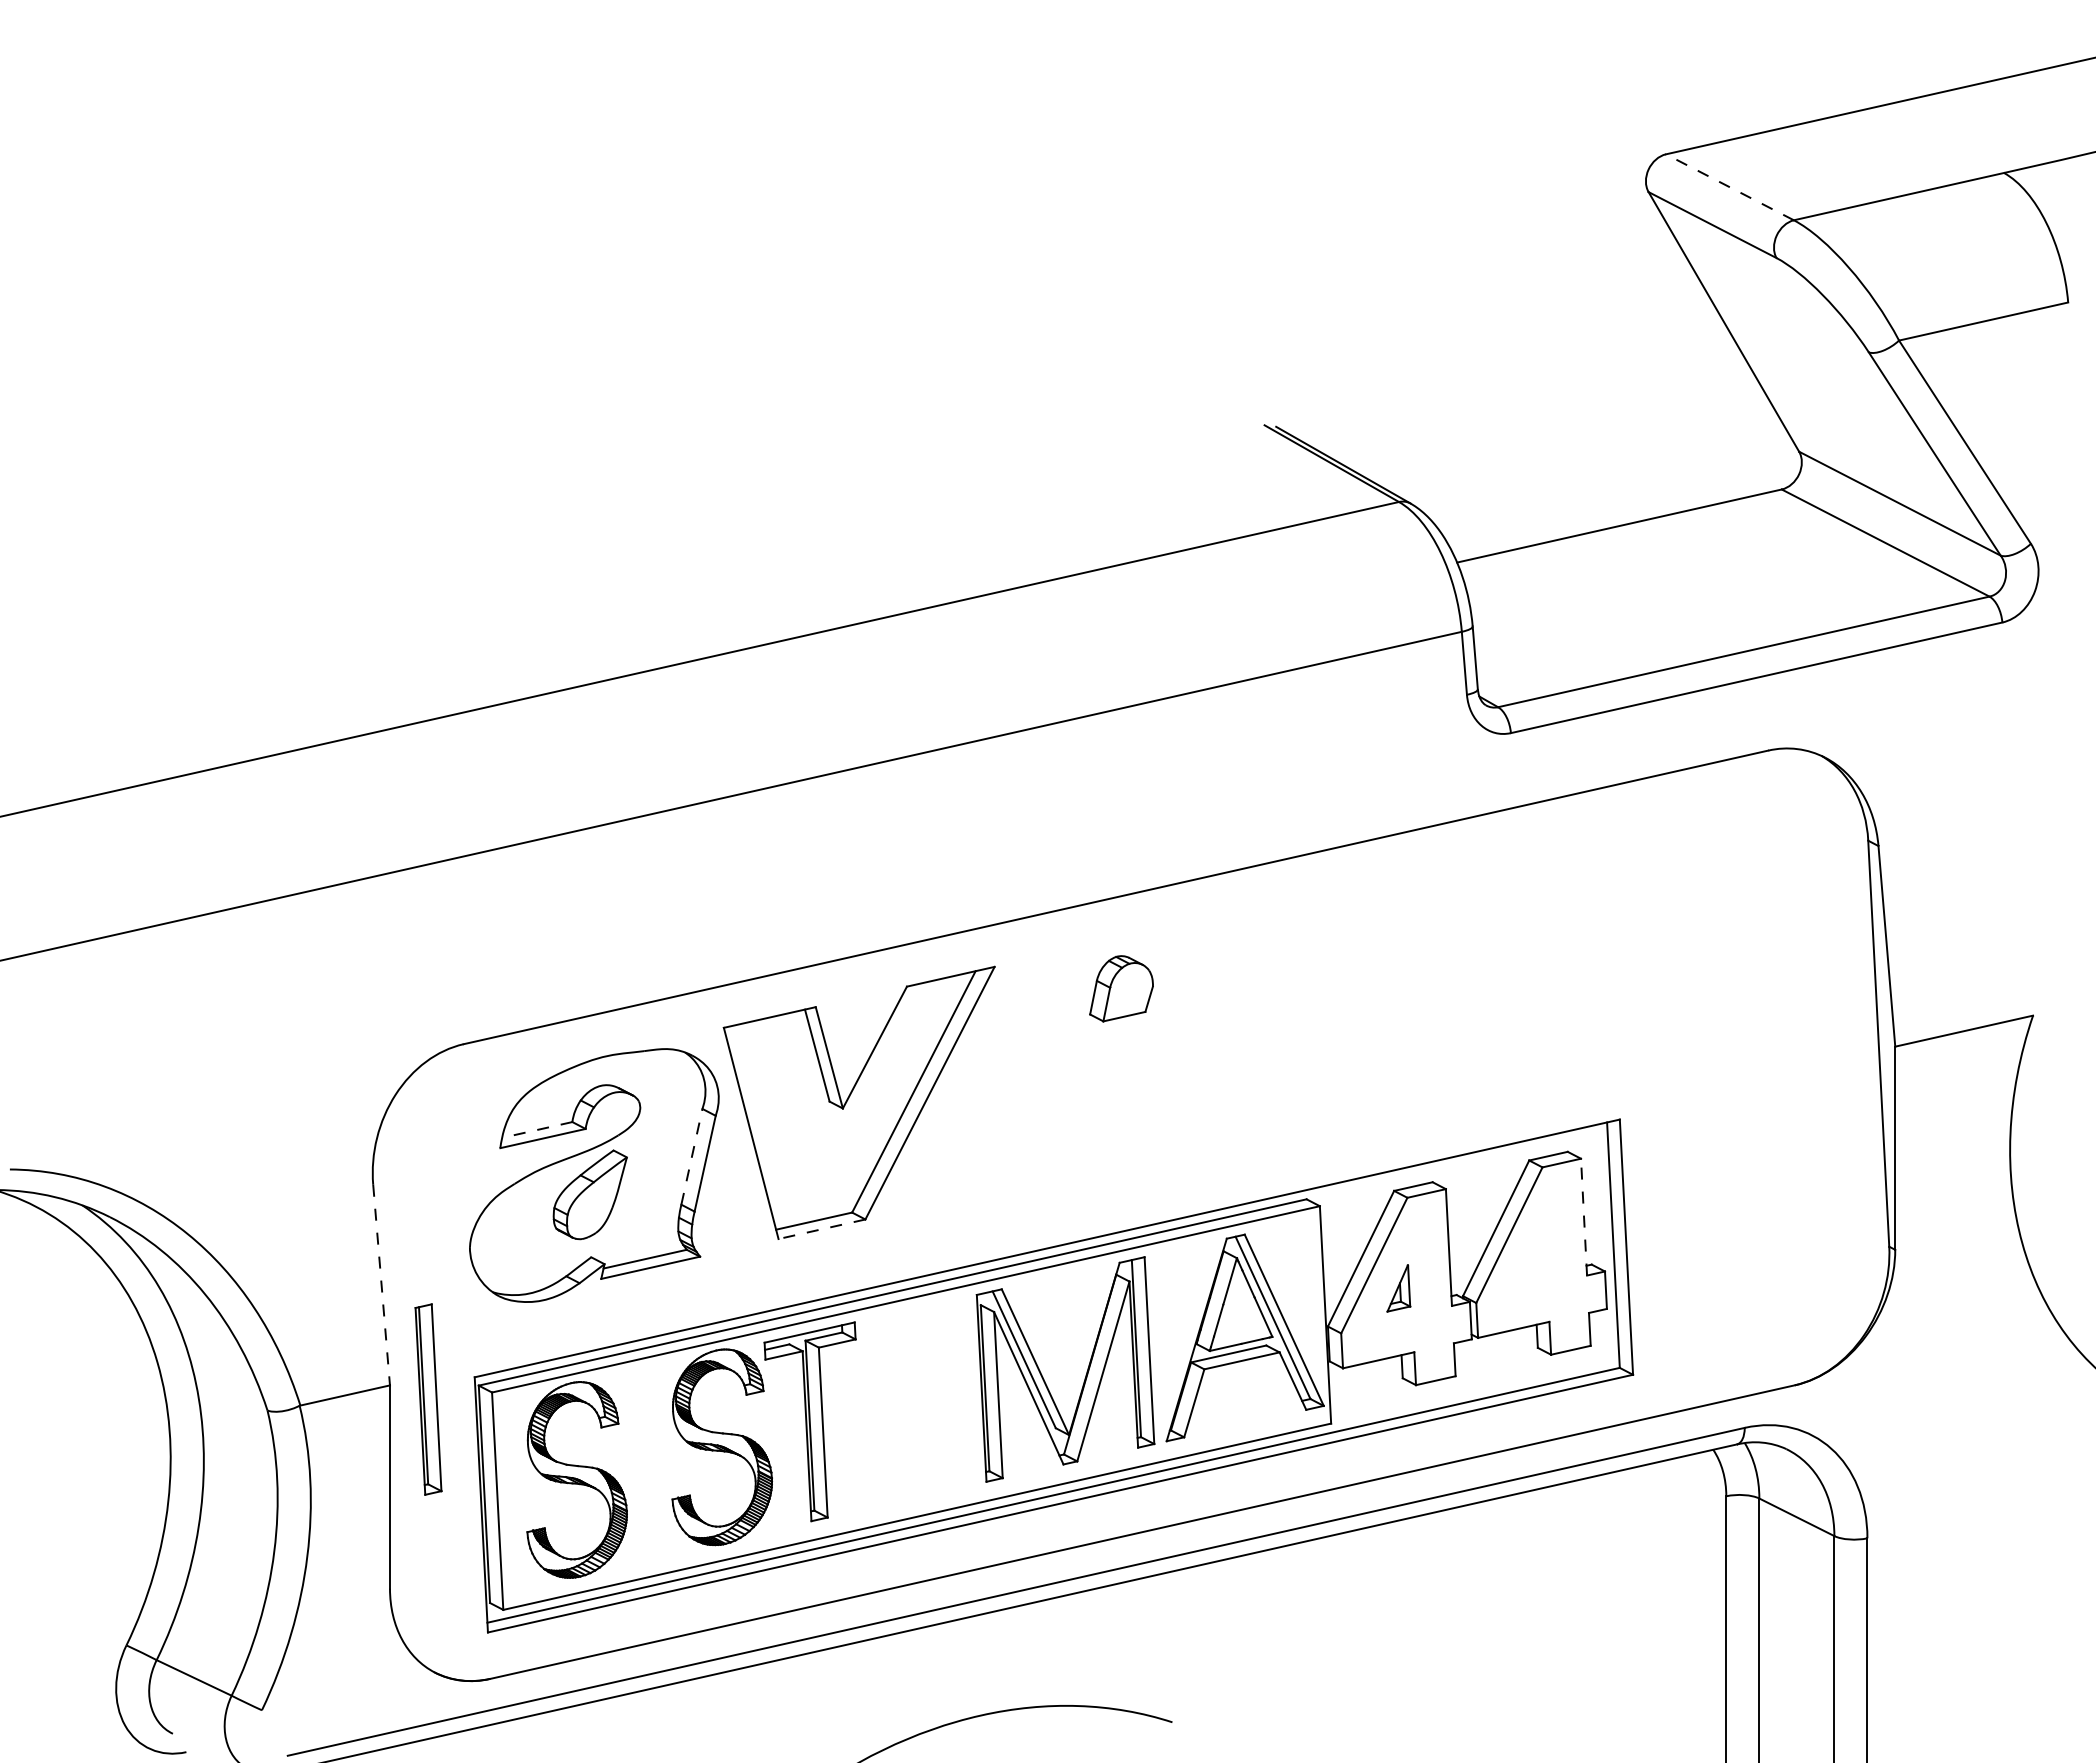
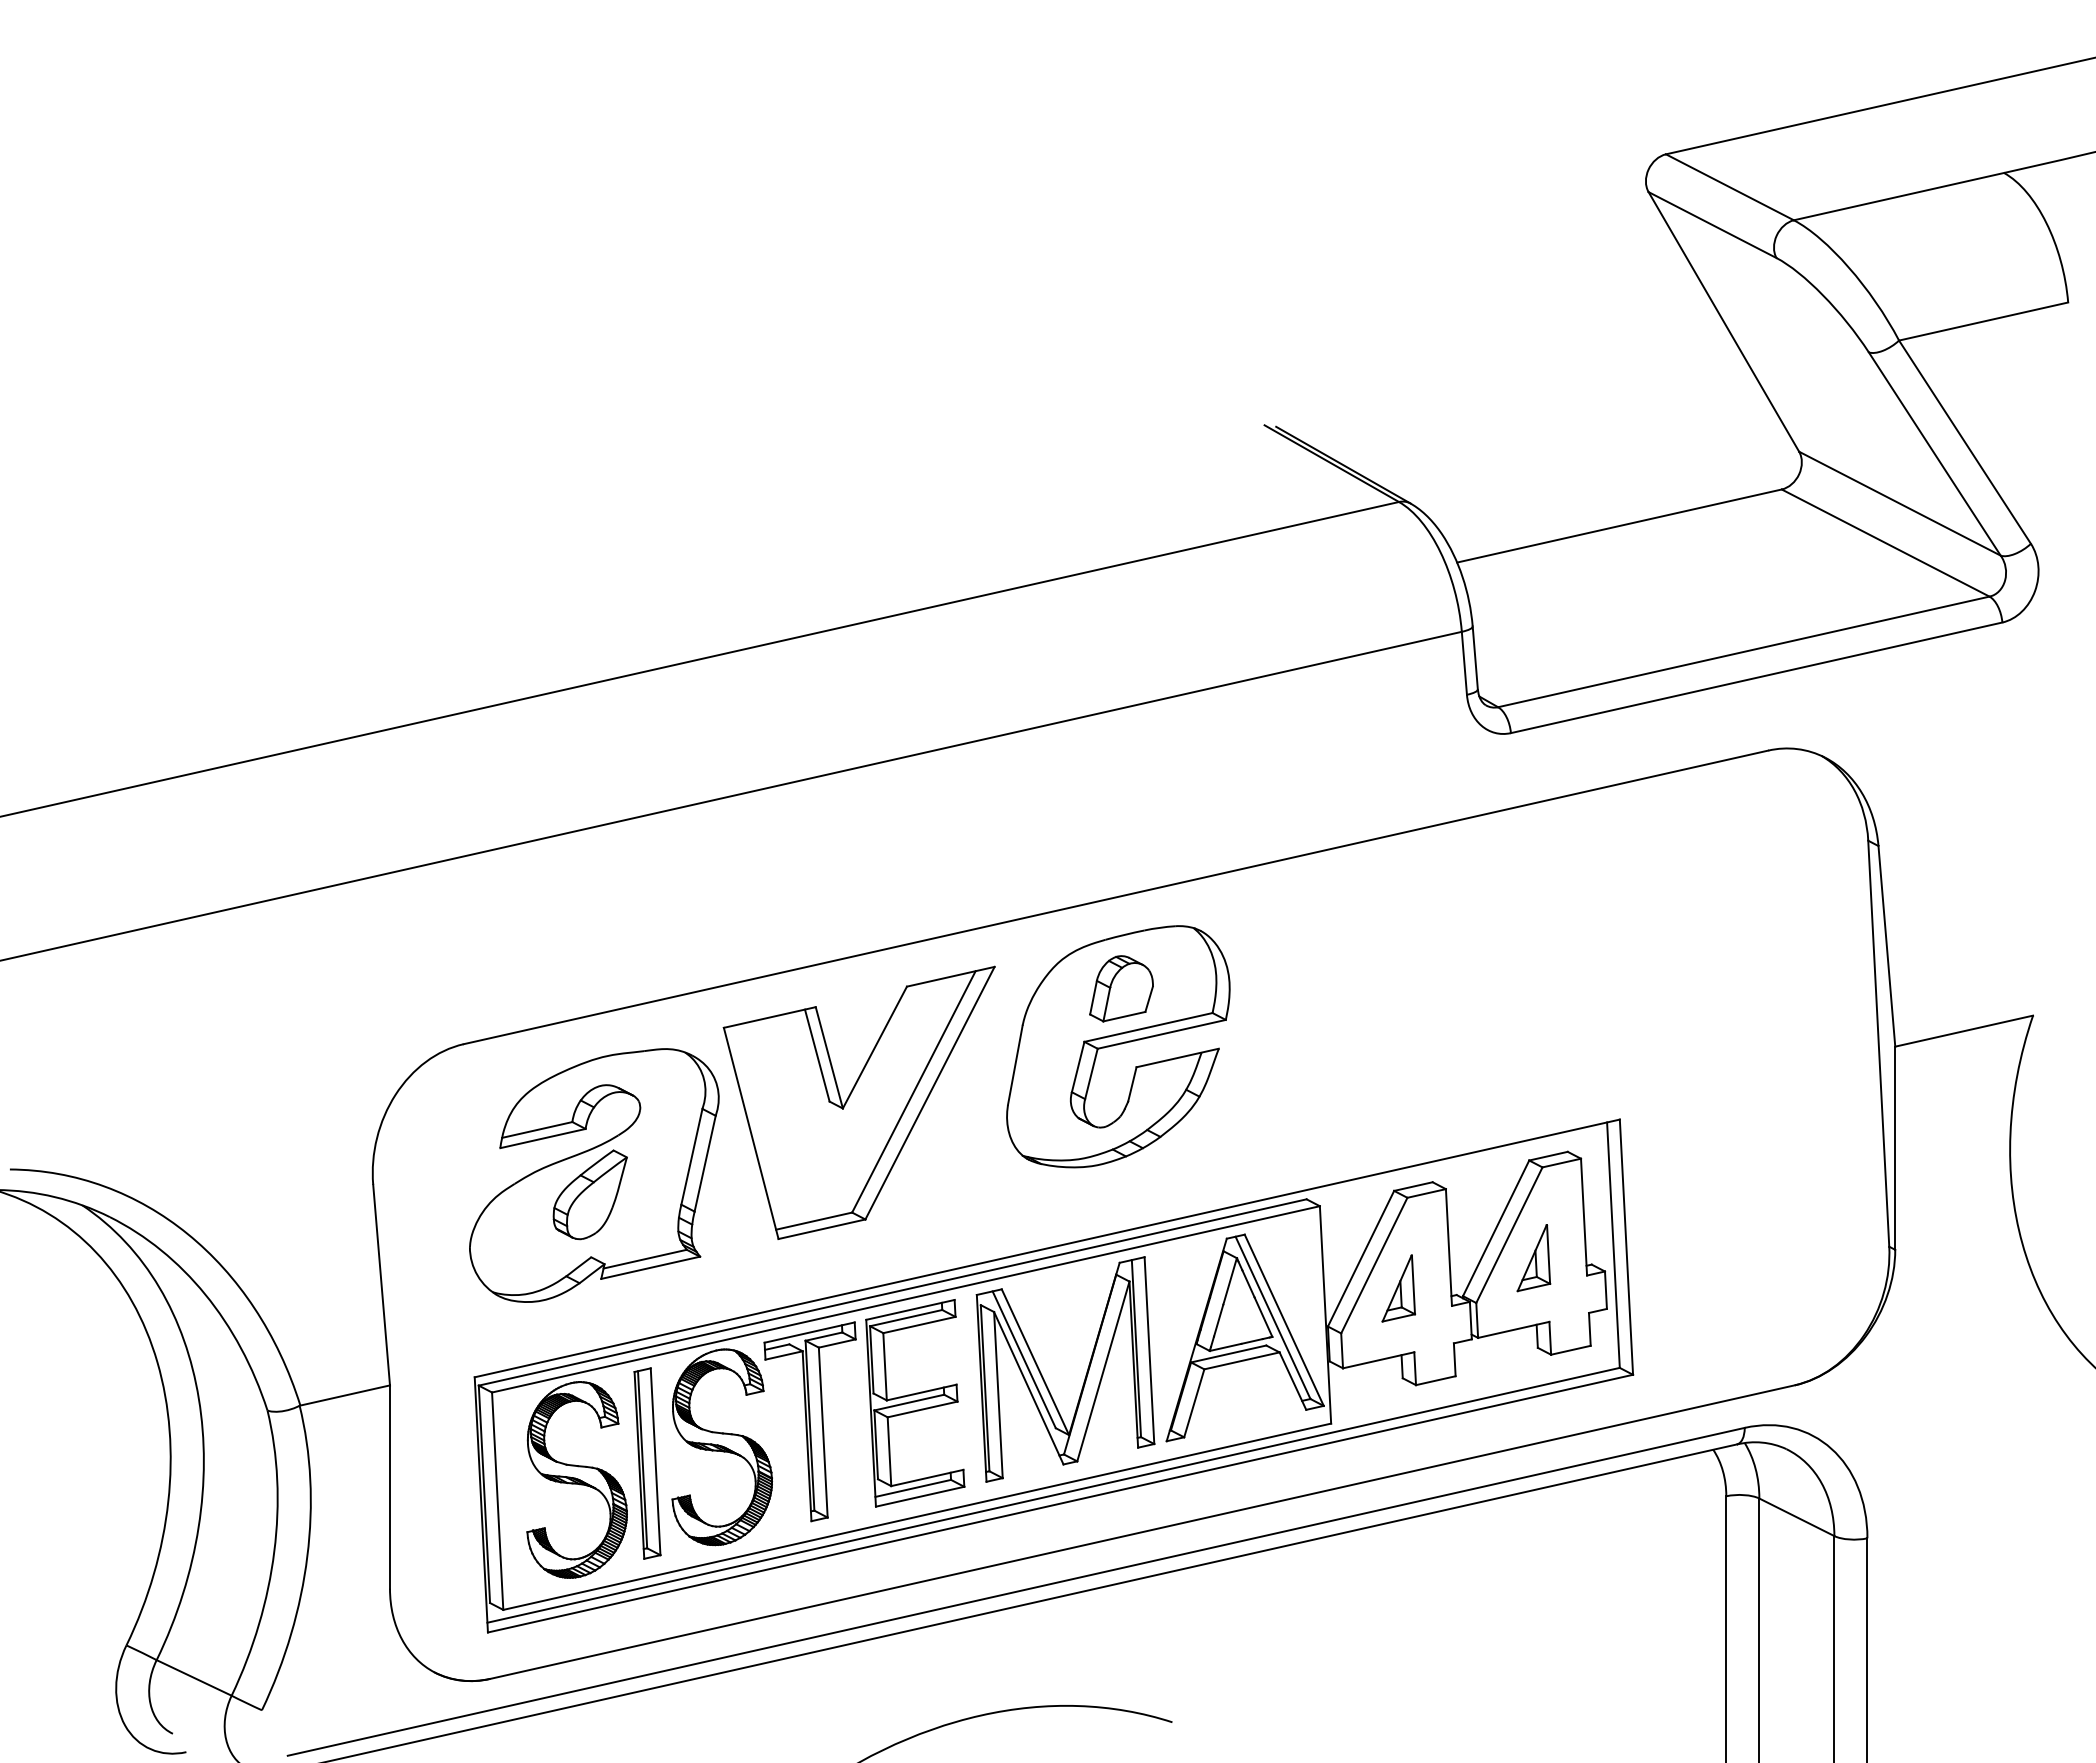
line: dashed -> solid (1729, 187)
part: none -> present (1118, 1046)
line: dashed -> solid (536, 1130)
line: dashed -> solid (692, 1156)
line: dashed -> solid (1584, 1216)
line: dashed -> solid (821, 1229)
part: none -> present (1533, 1258)
line: dashed -> solid (381, 1285)
part size: 26x49 px -> 36x69 px (1398, 1288)
part position: (428, 1399) -> (647, 1463) (647, 1463)
part: none -> present (915, 1403)
